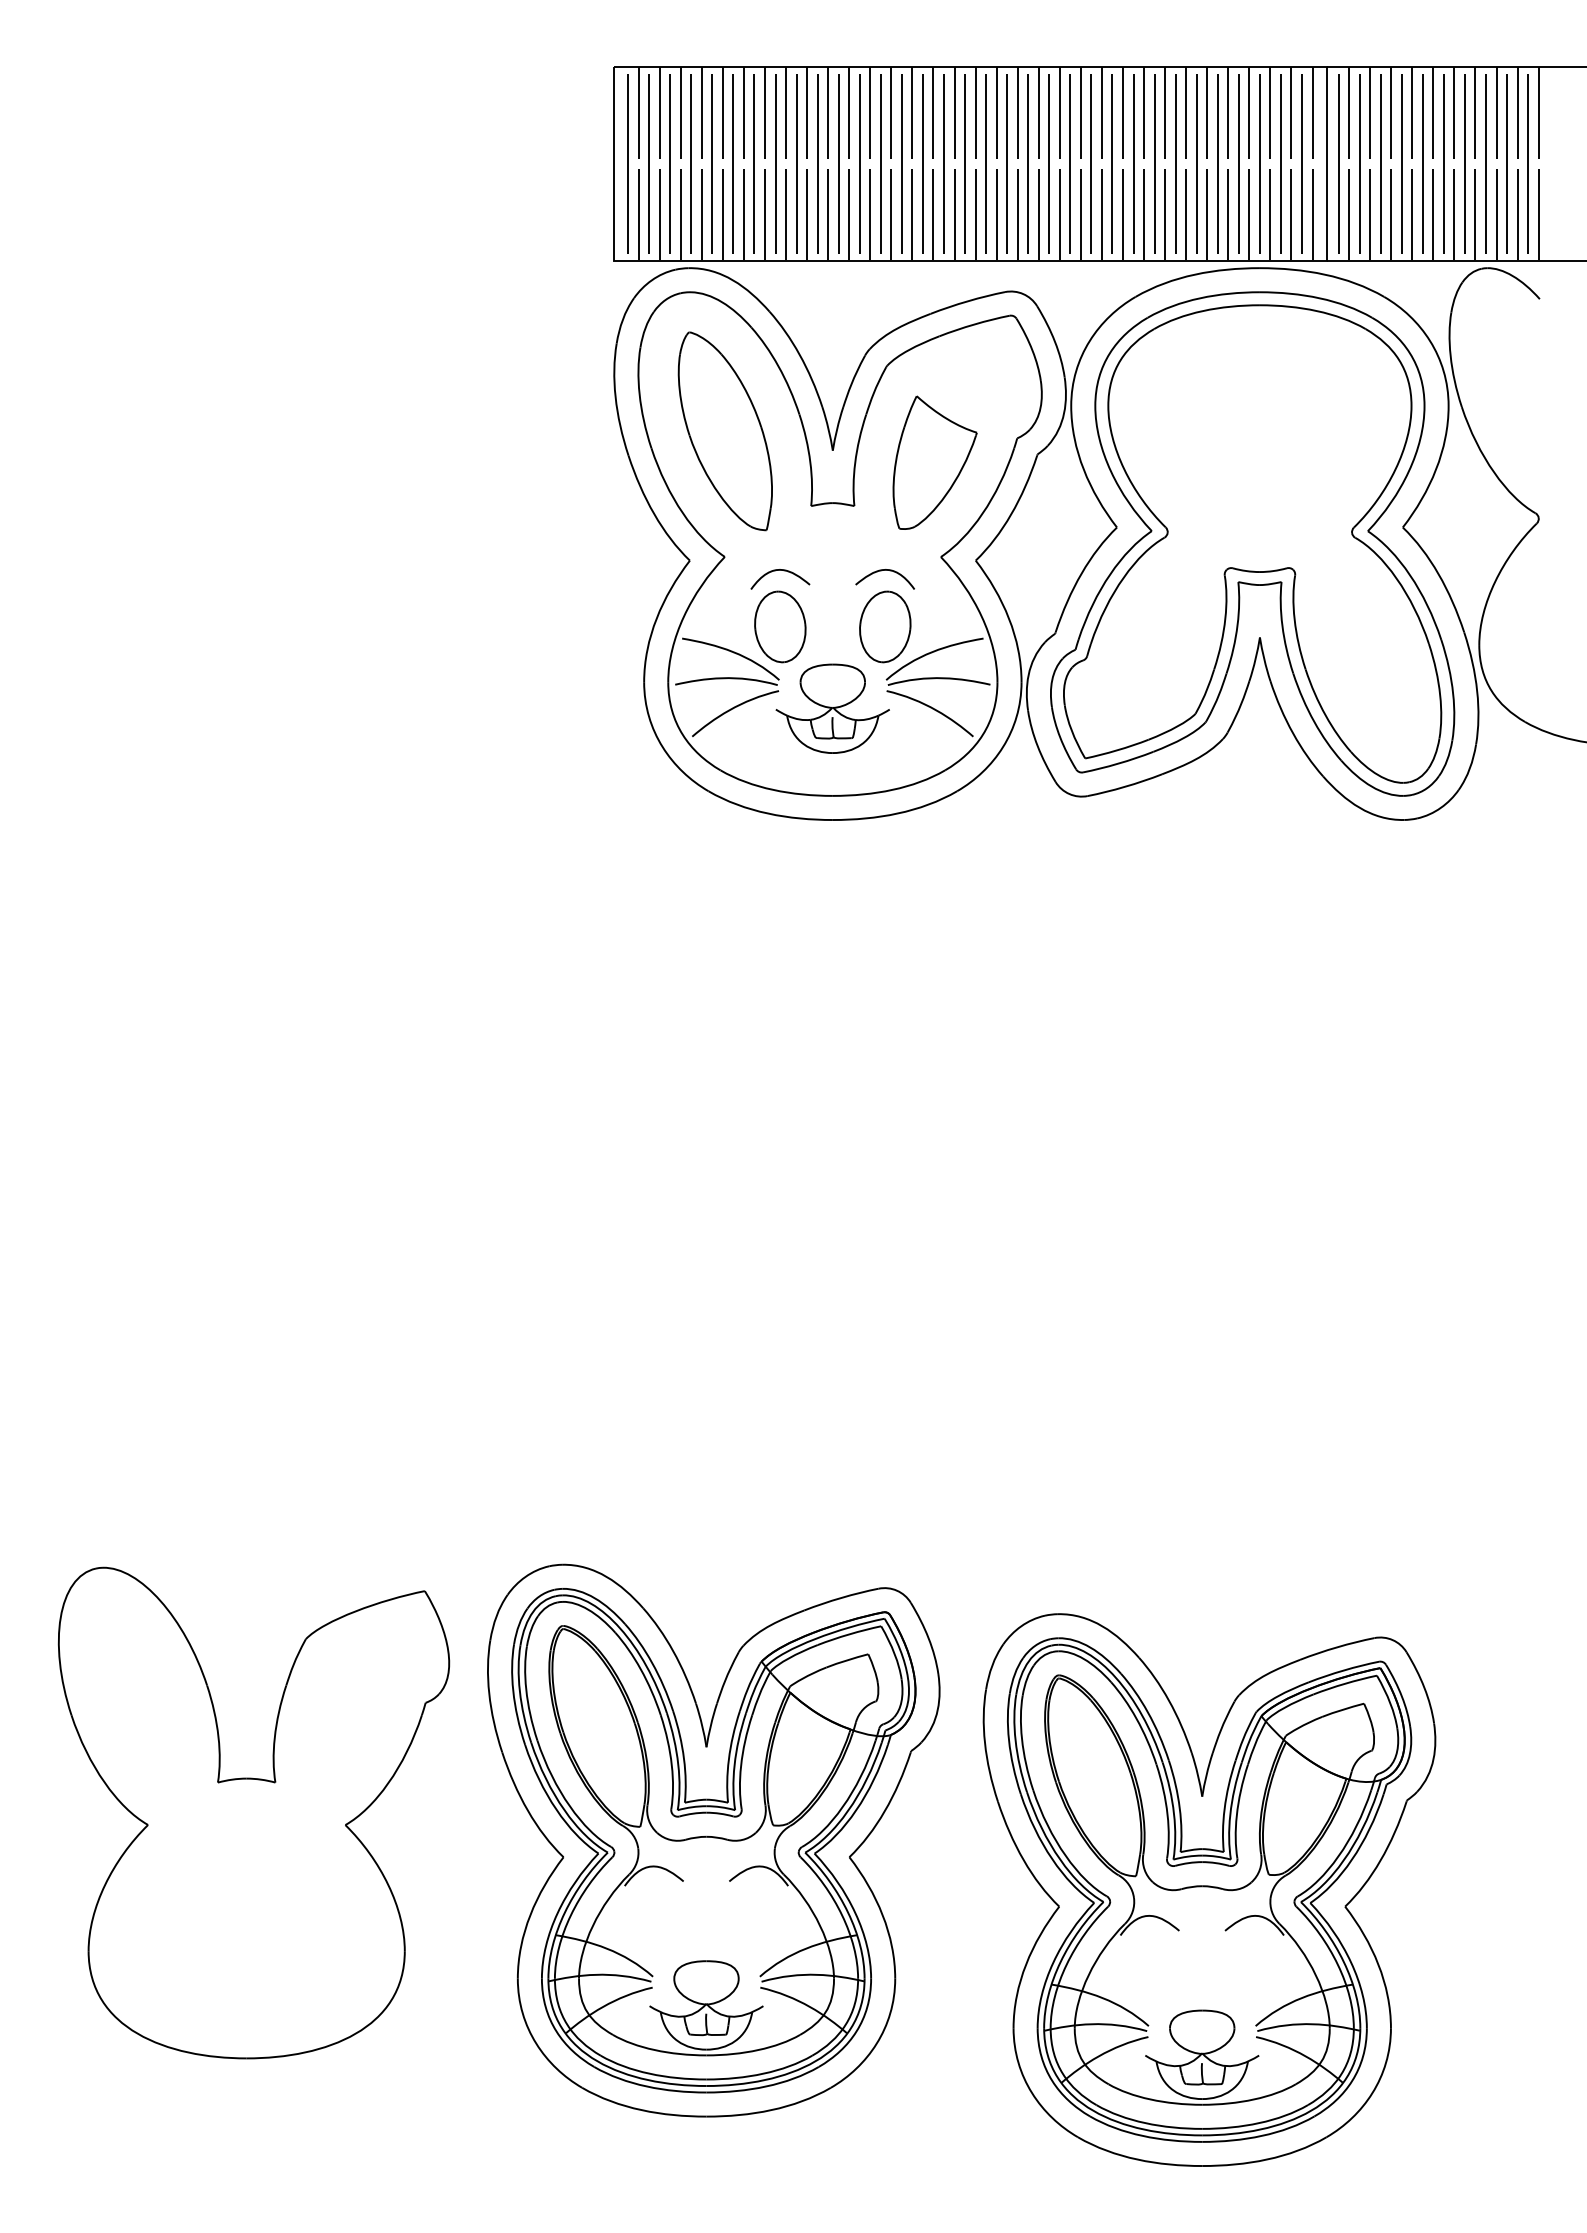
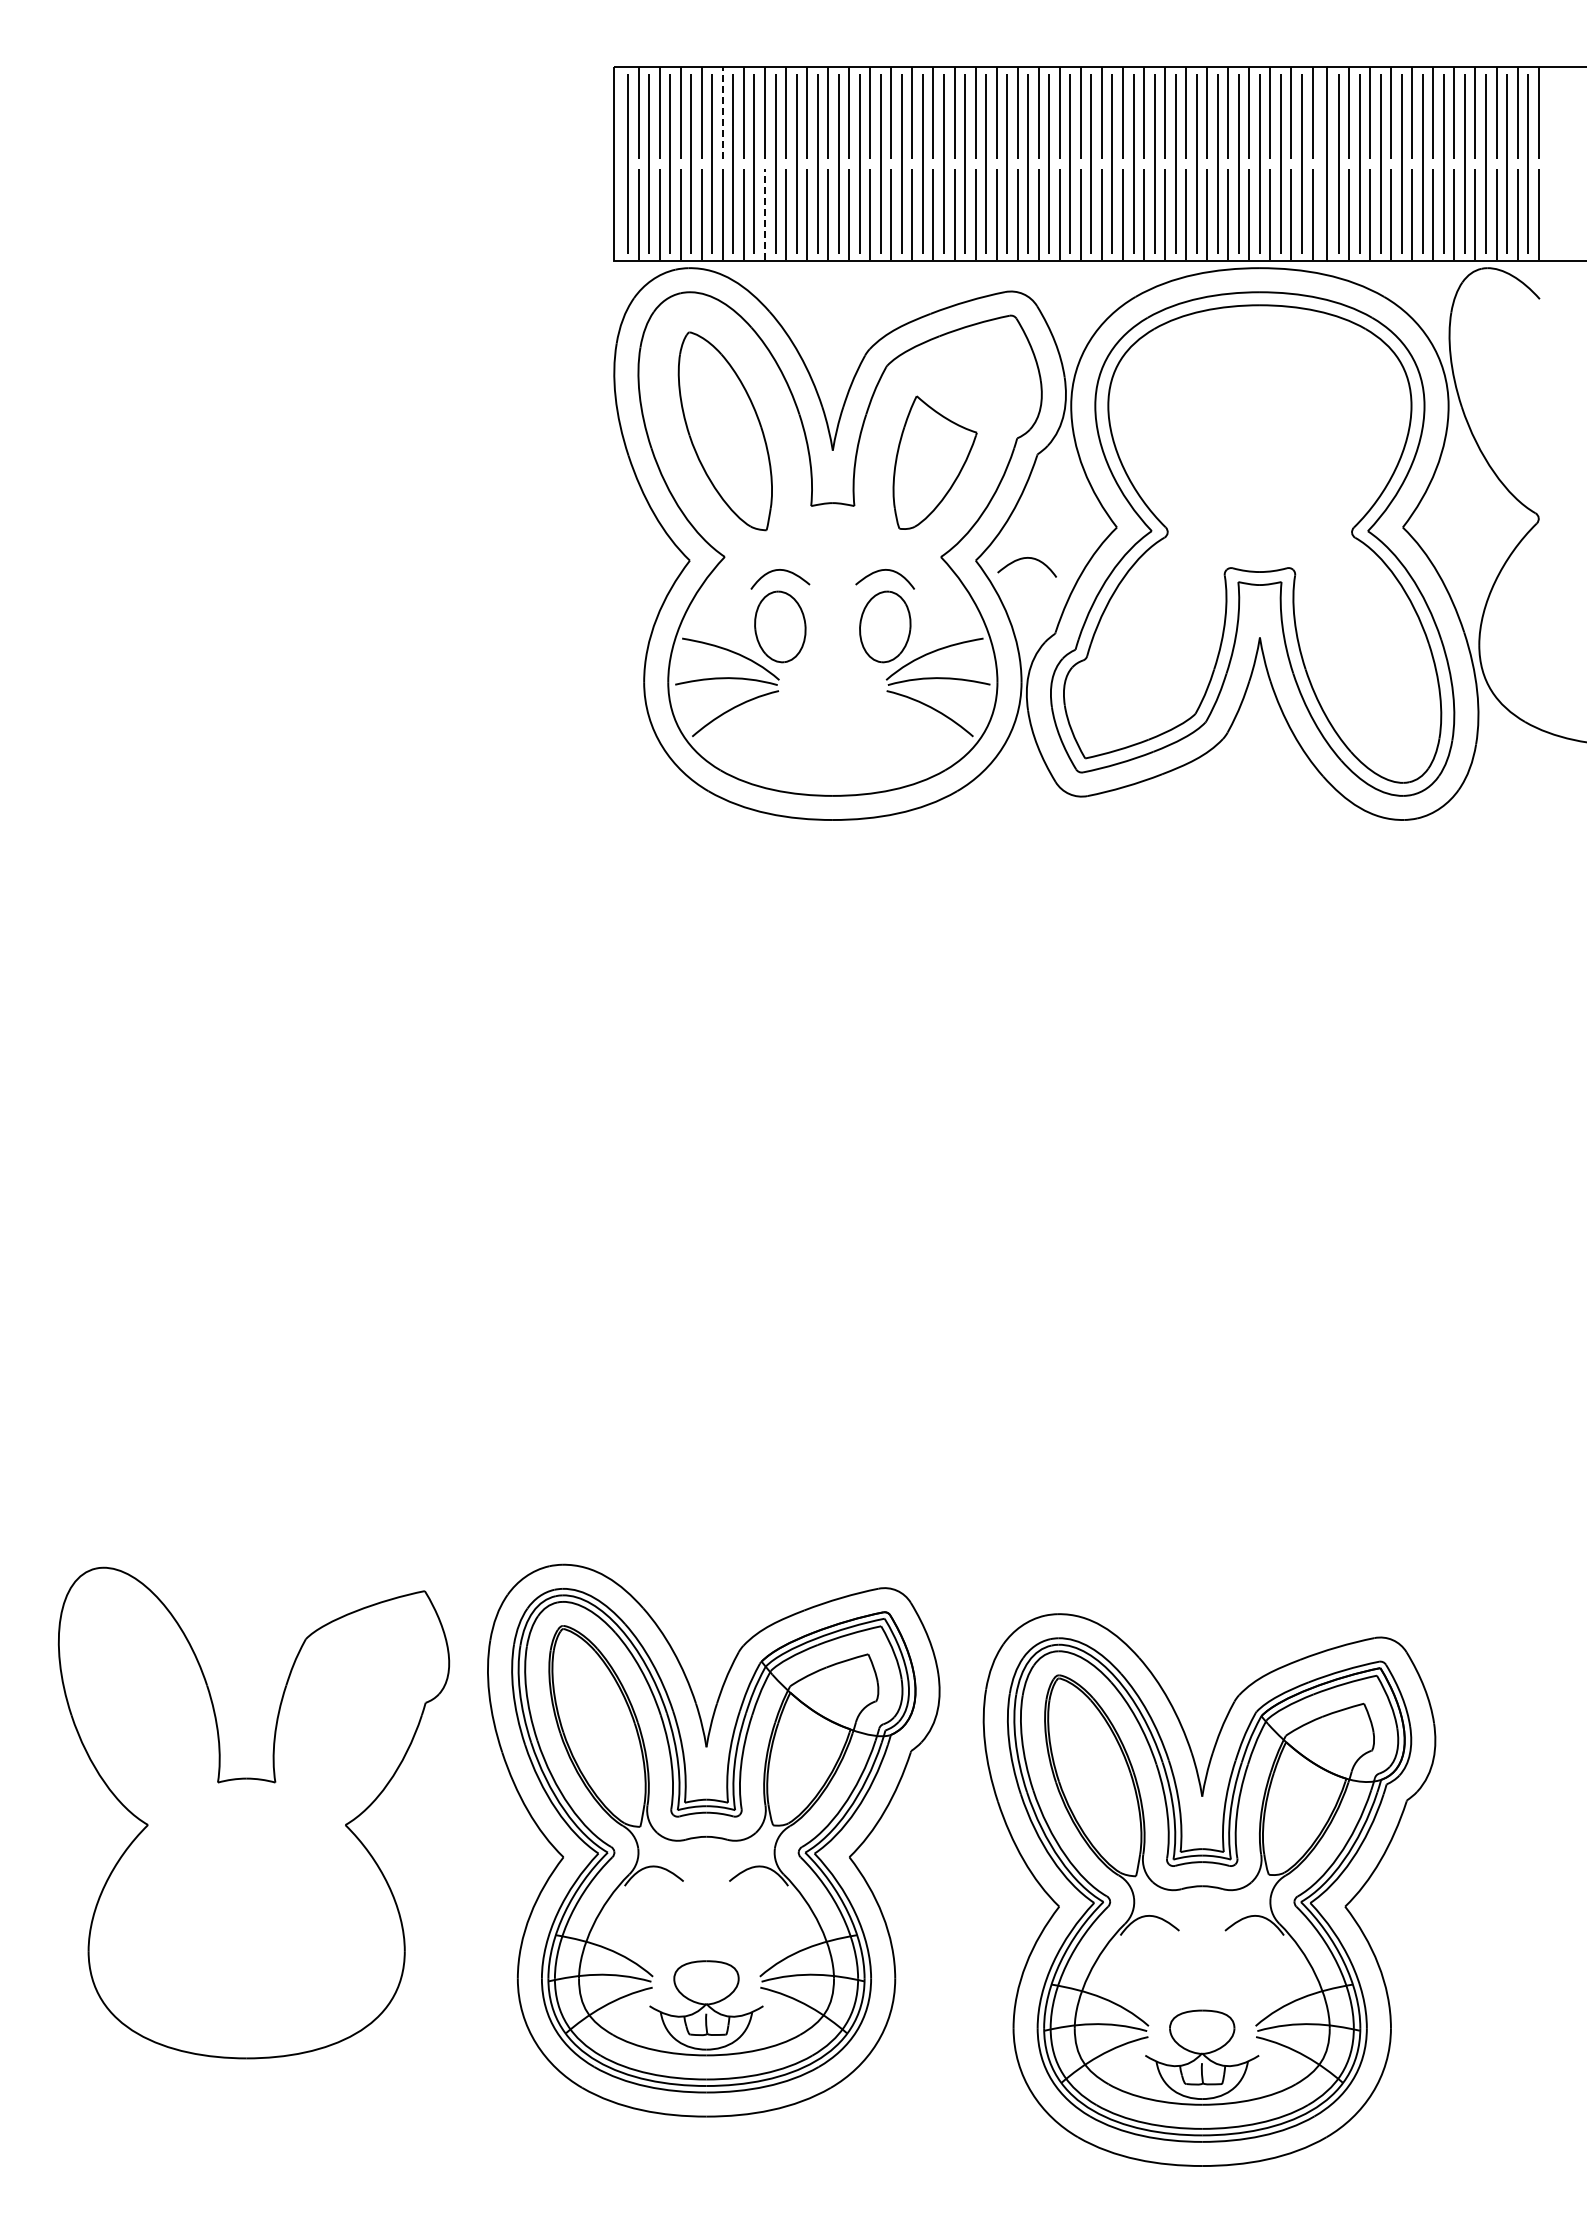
line: solid -> dashed (722, 112)
line: solid -> dashed (765, 214)
curve: none -> present (1023, 559)
part: present -> none (832, 708)
